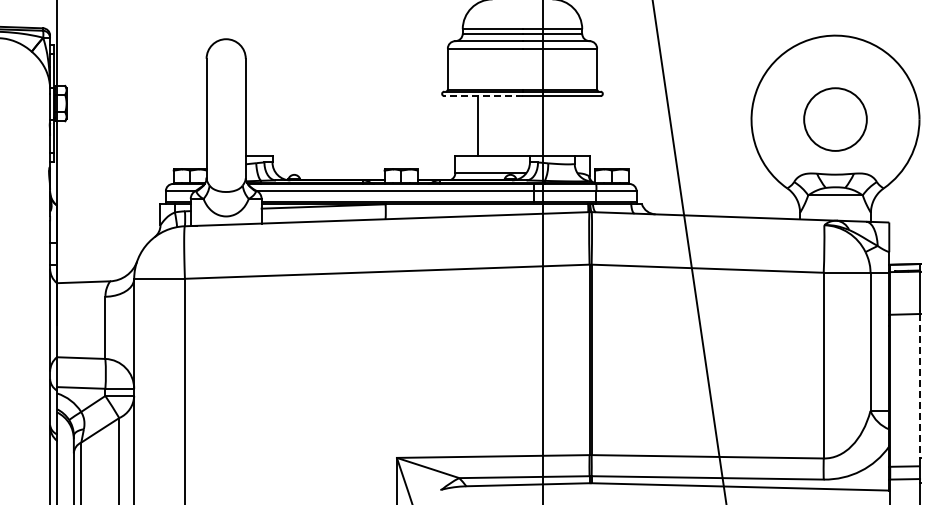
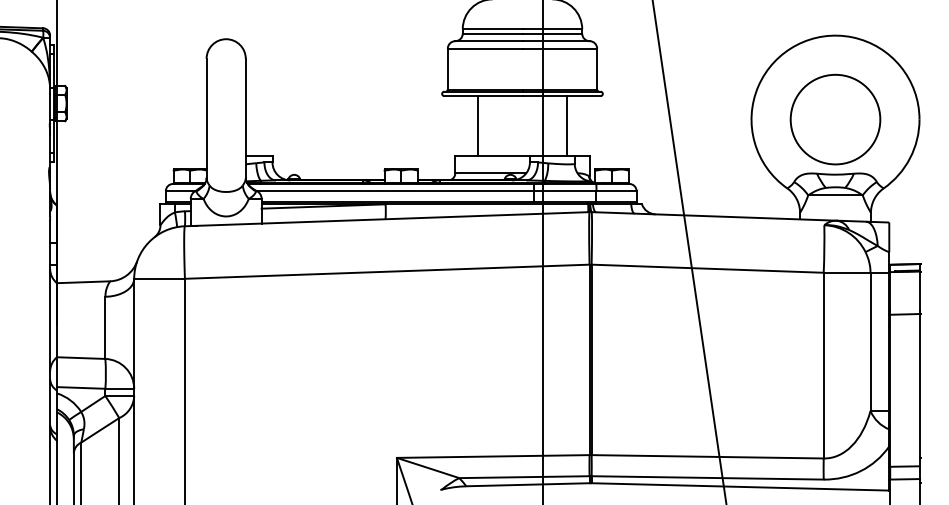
line: dashed -> solid (482, 96)
circle size: 65x65 px -> 93x93 px (835, 119)
line: none -> present (567, 125)
line: dashed -> solid (920, 385)
